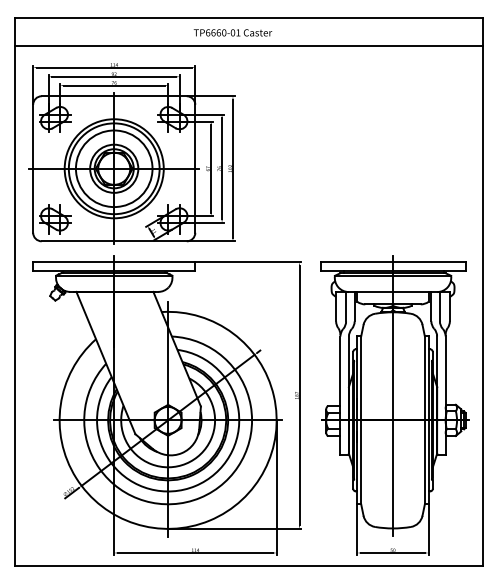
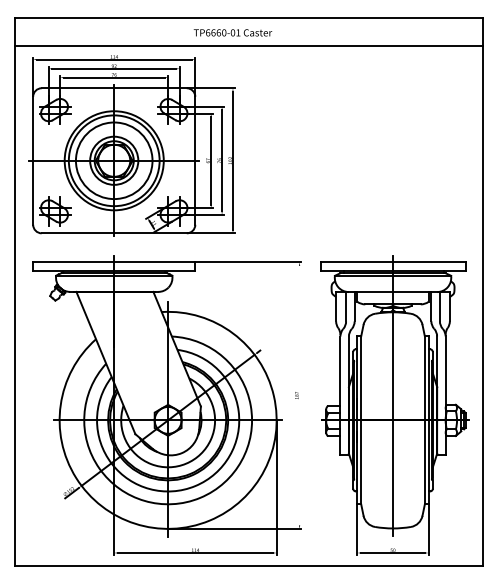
part position: (131, 153) -> (131, 145) (131, 145)
line: present -> none (299, 395)
